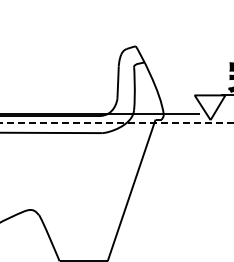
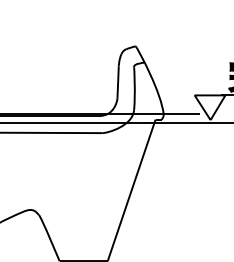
line: dashed -> solid (117, 123)
